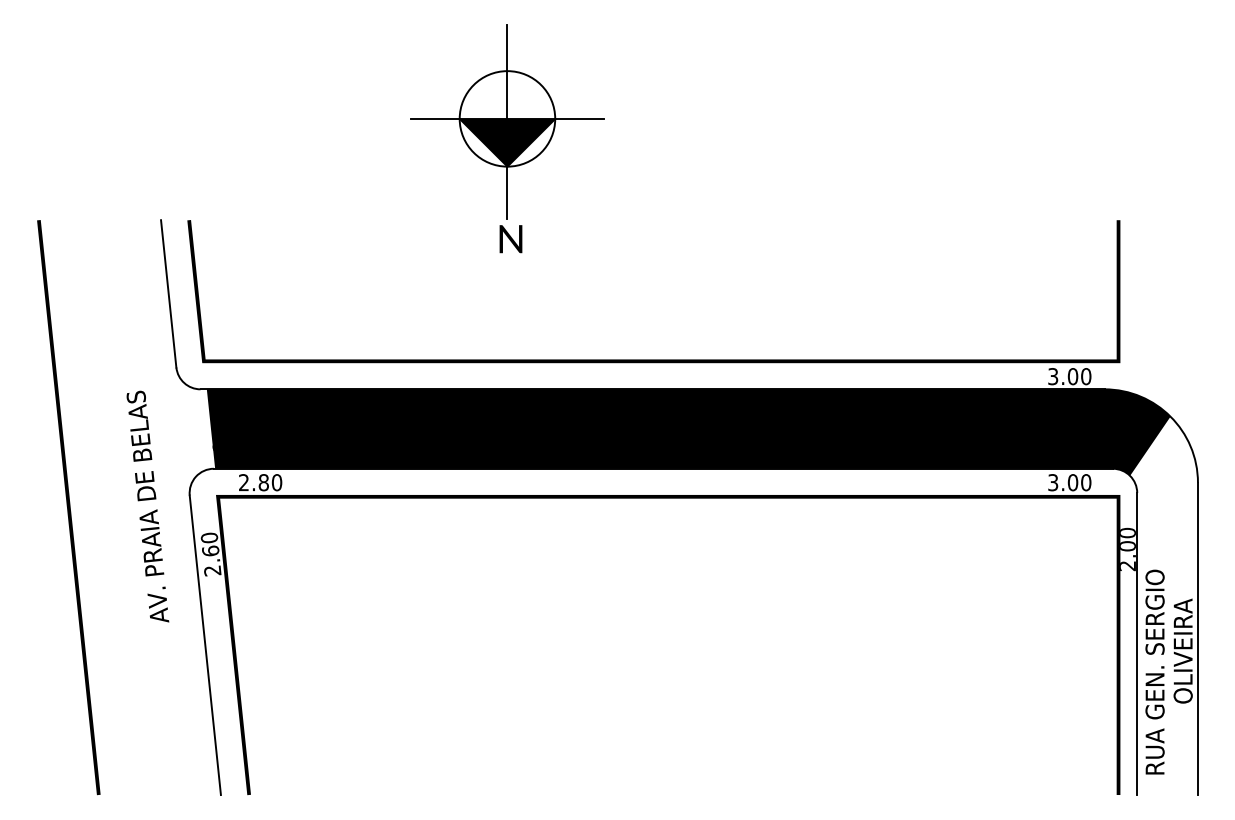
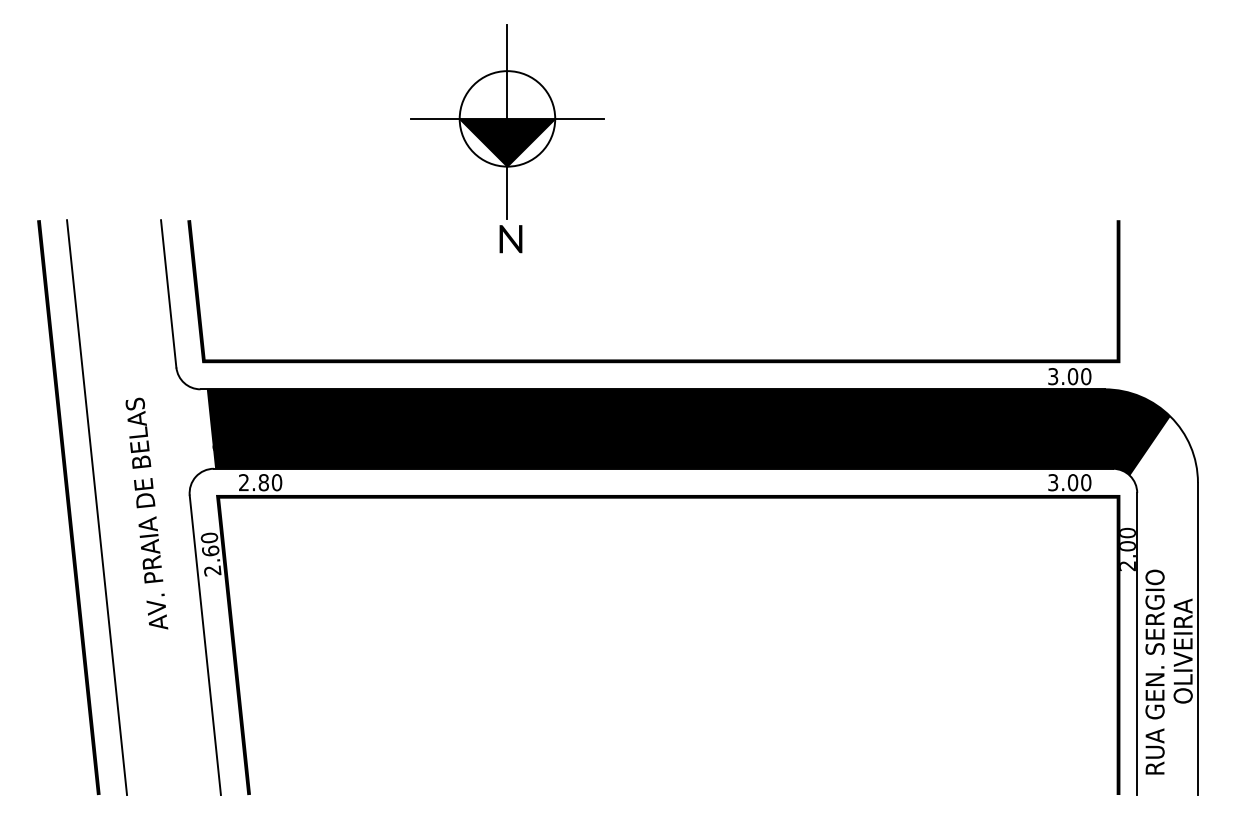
text position: (147, 506) -> (146, 513) (146, 513)
line: none -> present (97, 507)
